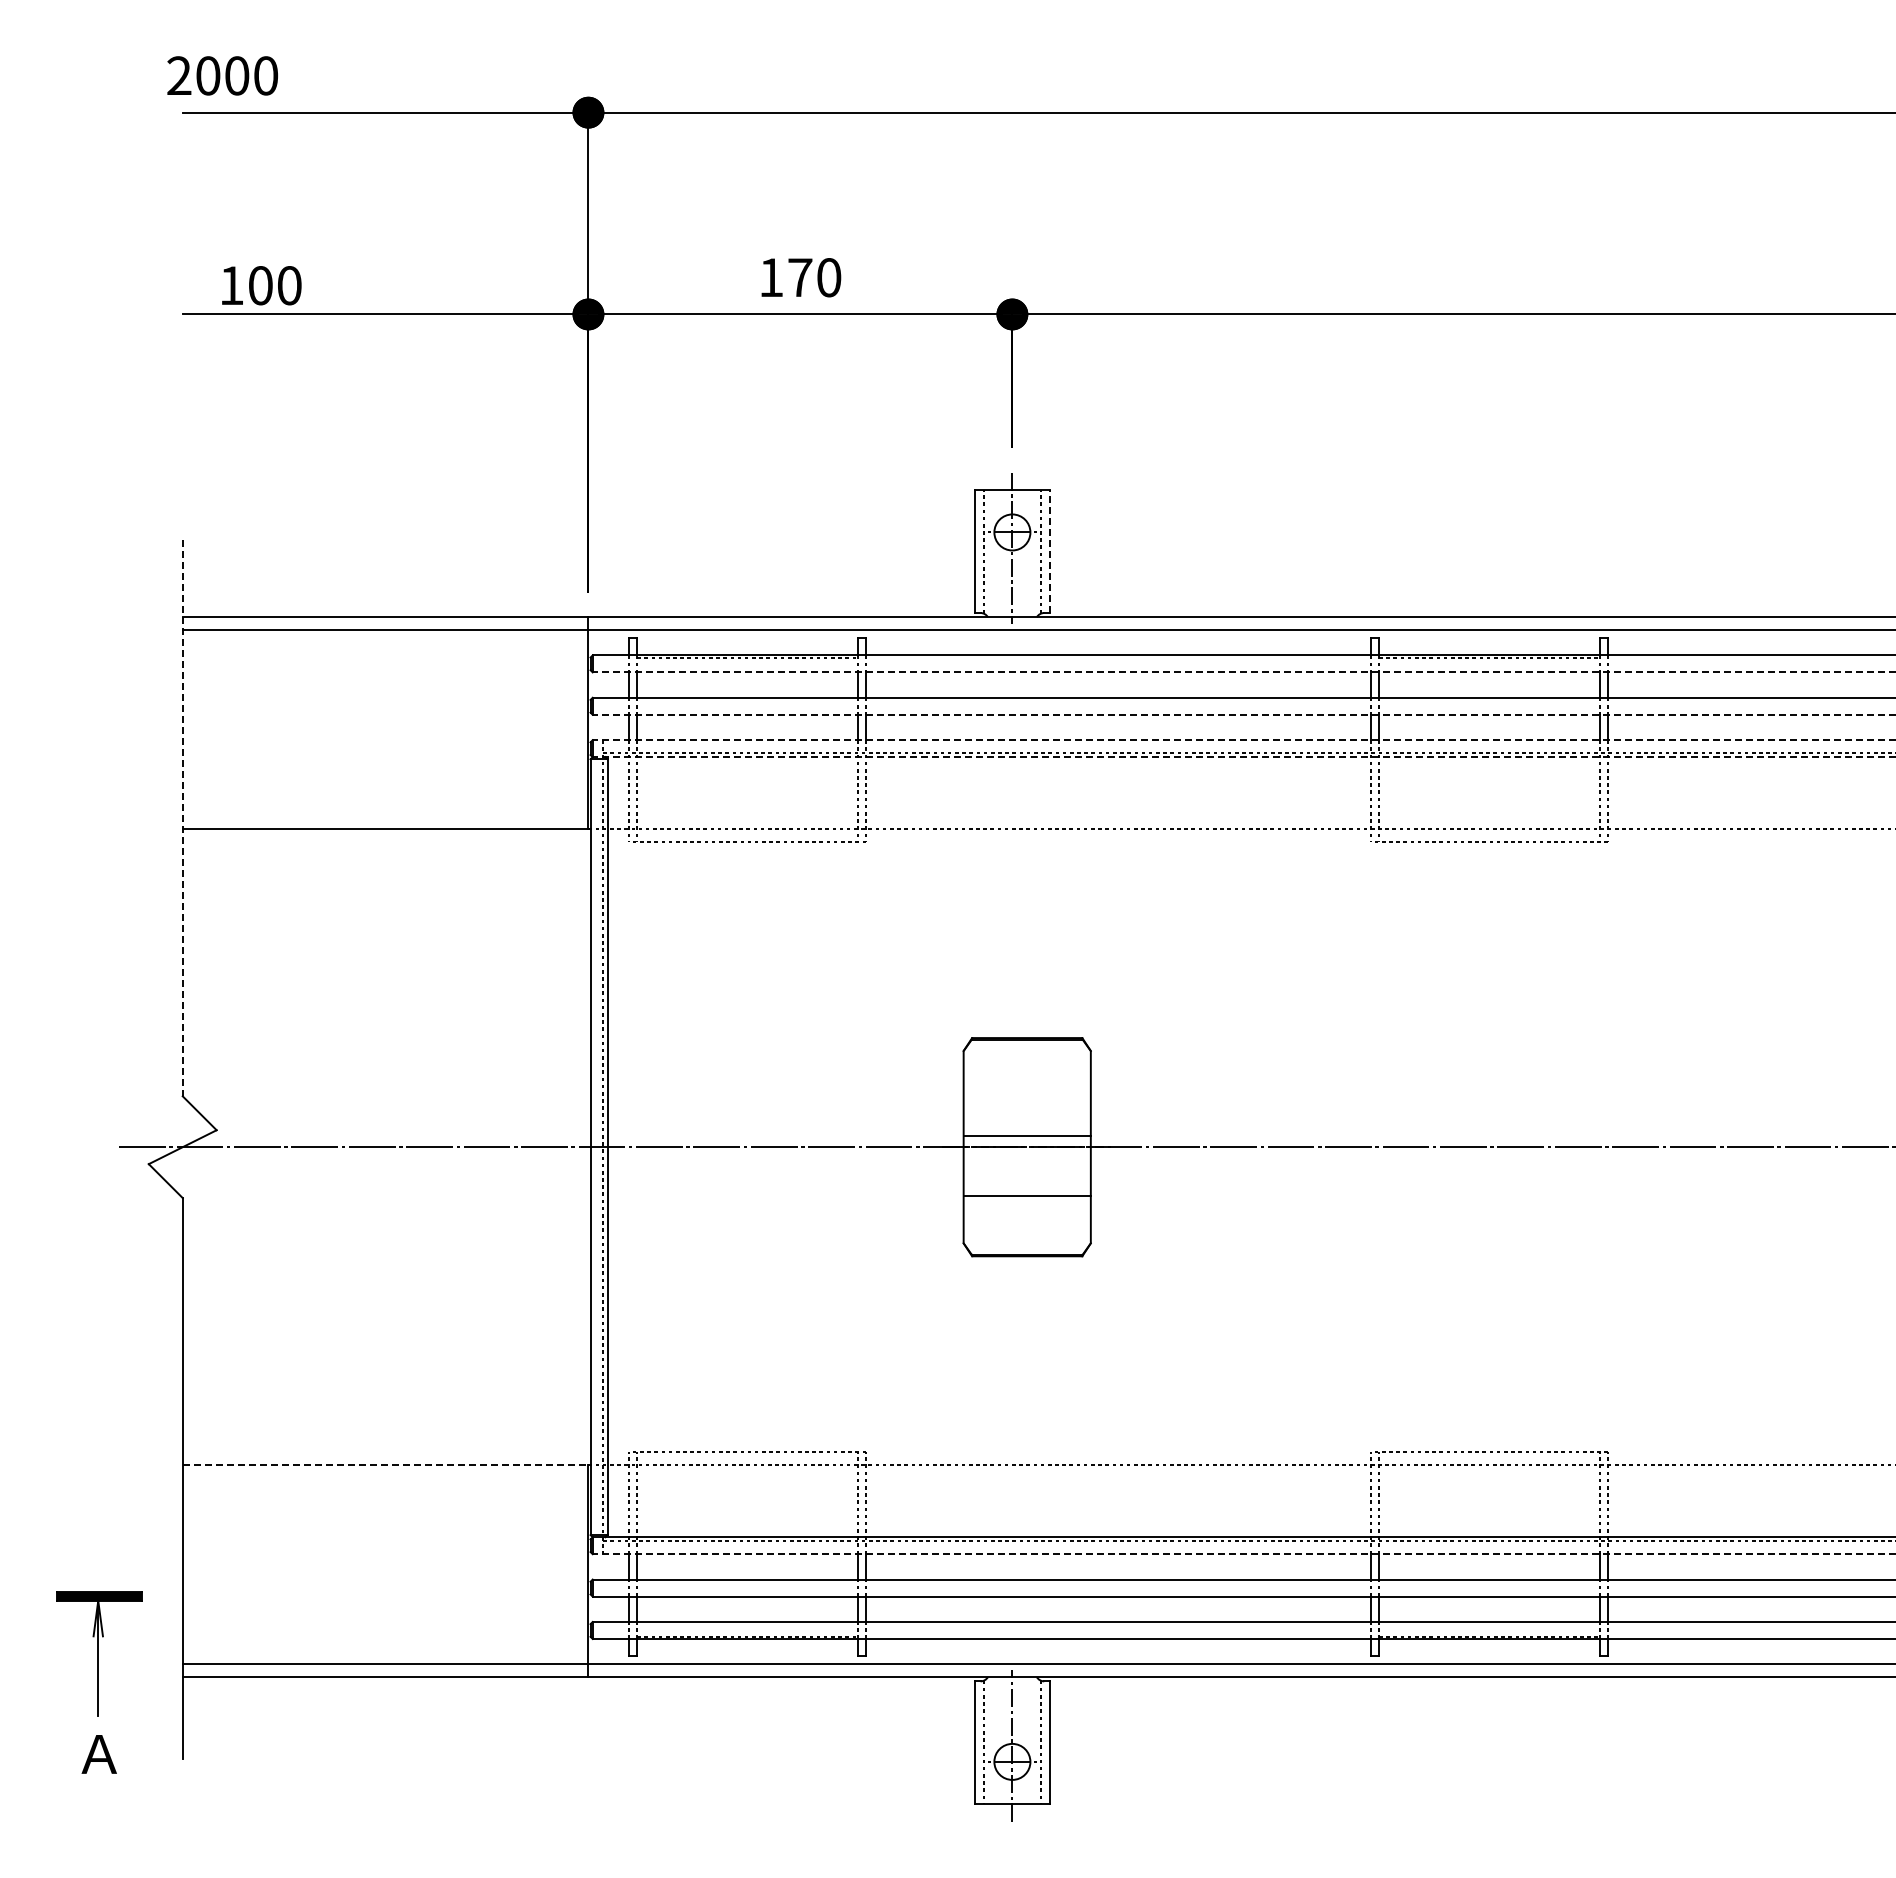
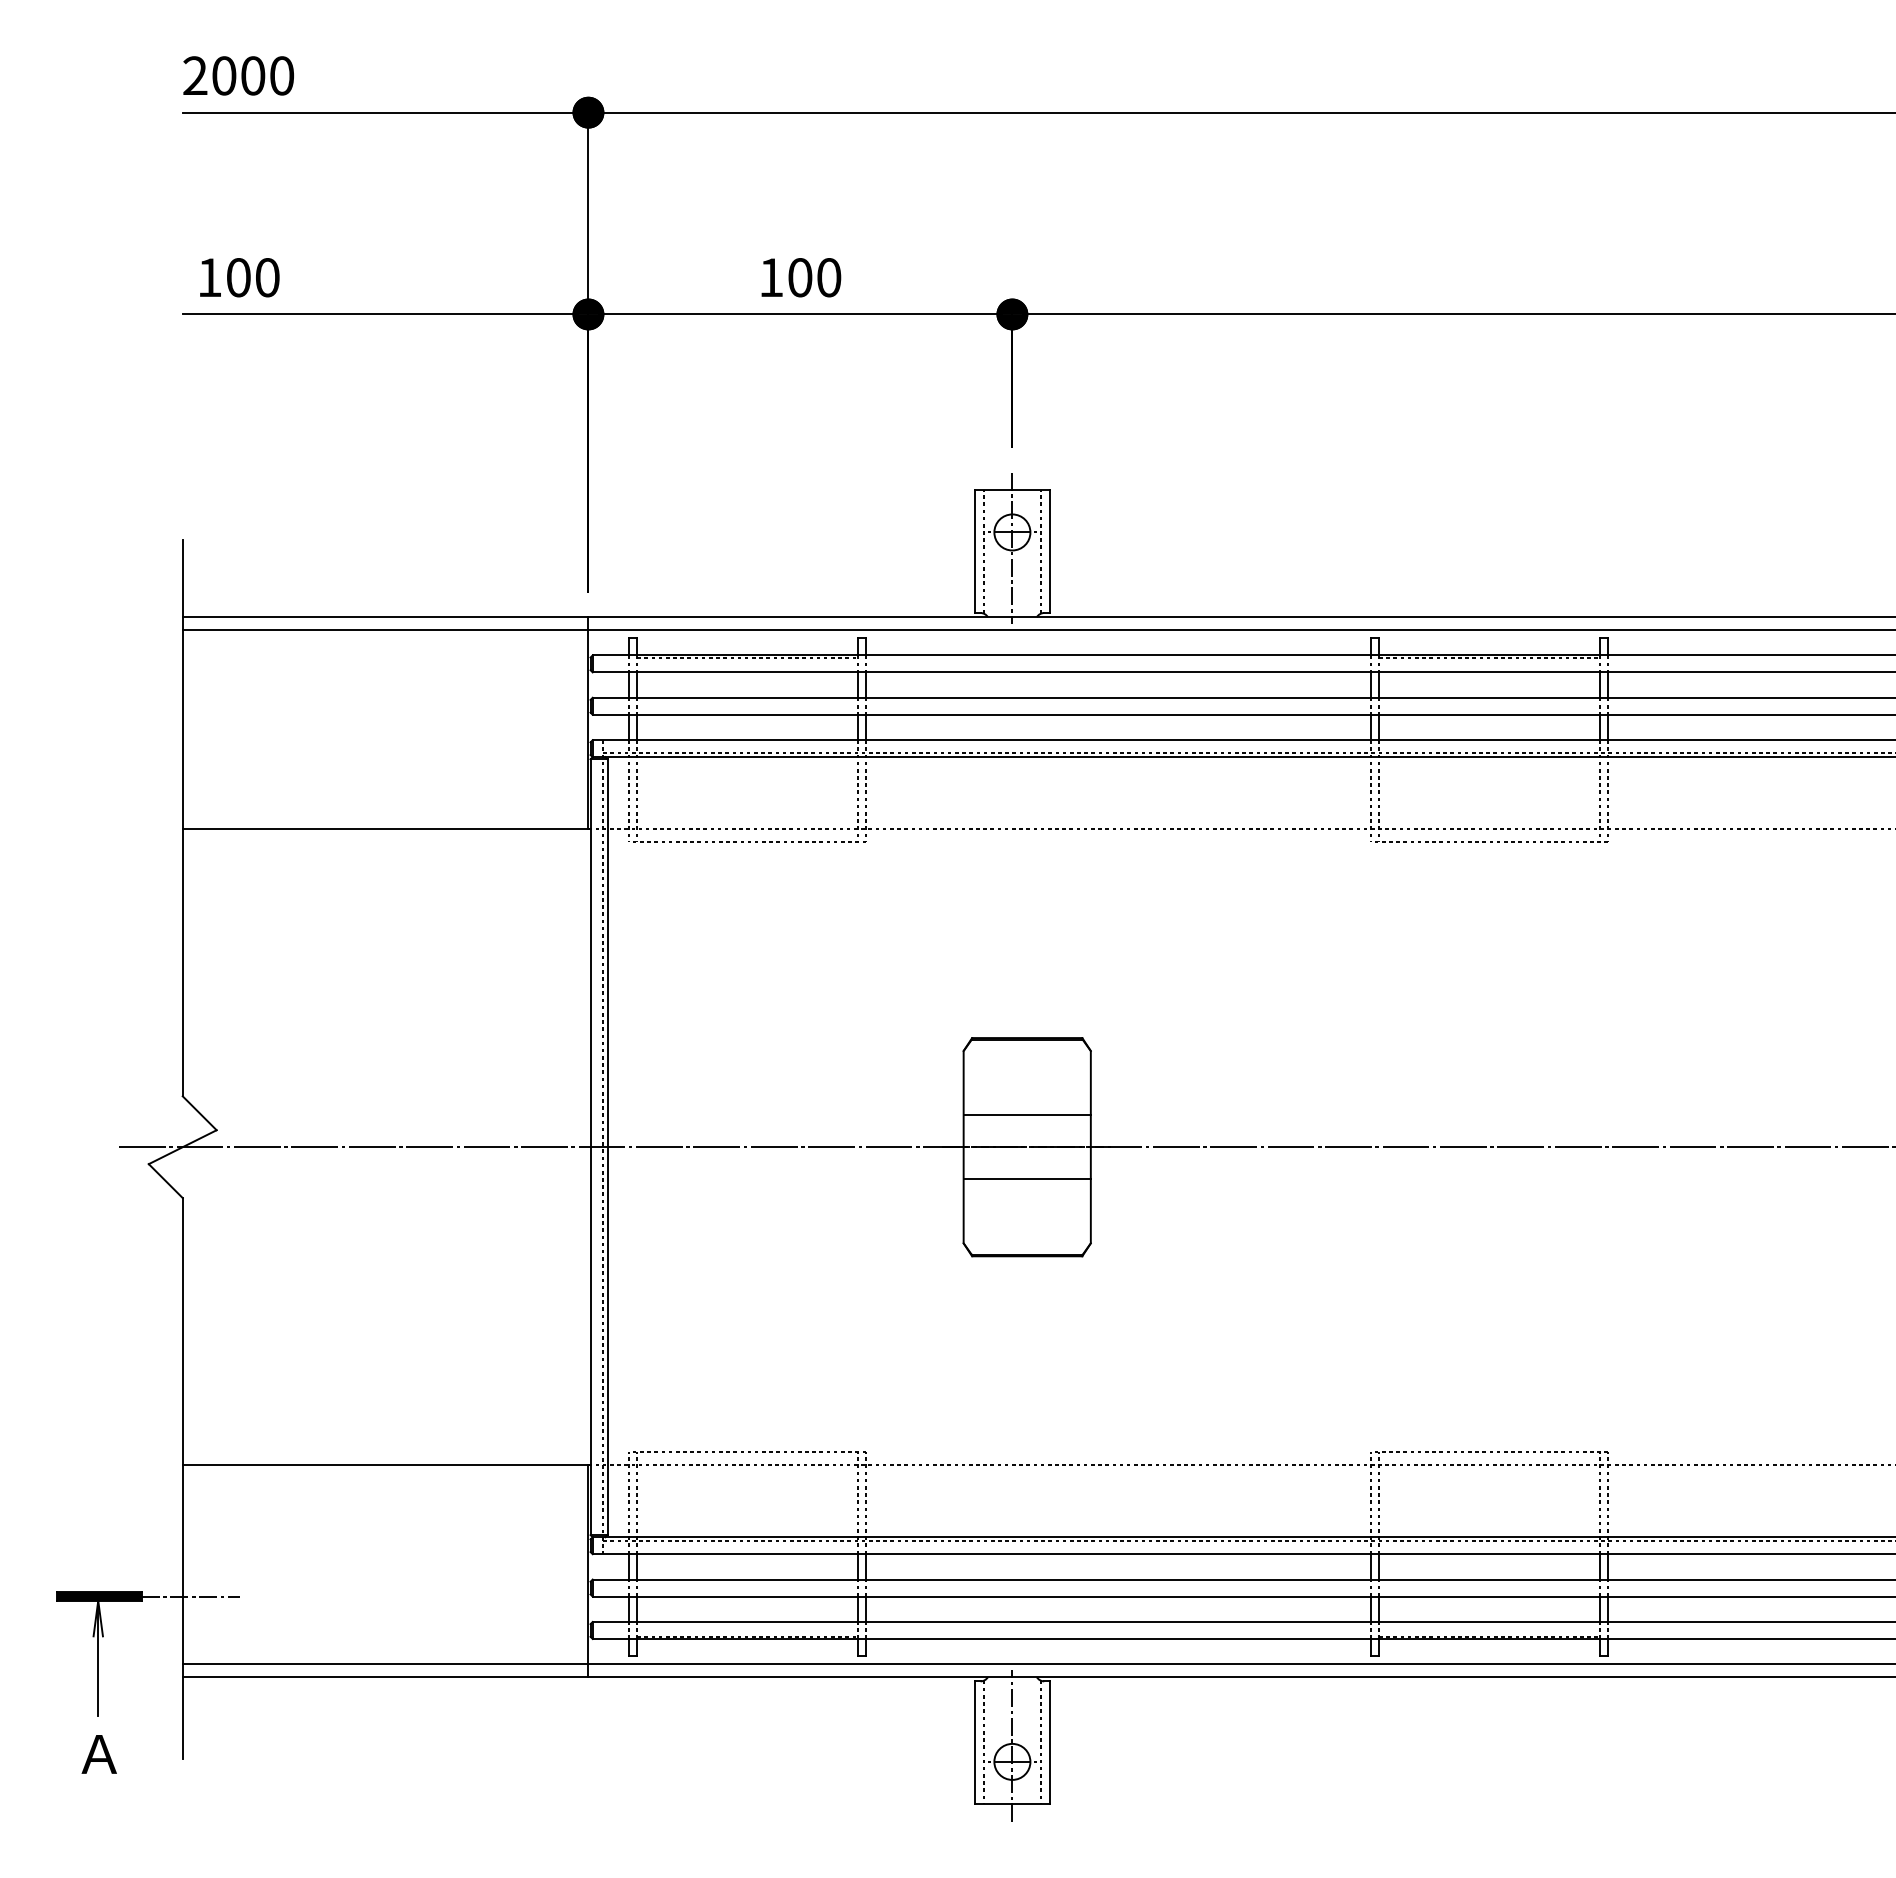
text position: (222, 75) -> (238, 75) (238, 75)
text: 170 -> 100 (800, 277)
text position: (261, 285) -> (239, 277) (239, 277)
line: dashed -> solid (1049, 551)
line: dashed -> solid (1243, 672)
line: dashed -> solid (1243, 714)
line: dashed -> solid (1243, 740)
line: dashed -> solid (1243, 757)
line: dashed -> solid (182, 818)
line position: (1026, 1136) -> (1026, 1115) (1026, 1115)
line position: (1026, 1195) -> (1026, 1178) (1026, 1178)
line: dashed -> solid (386, 1465)
line: dashed -> solid (1243, 1554)
line: none -> present (190, 1596)
